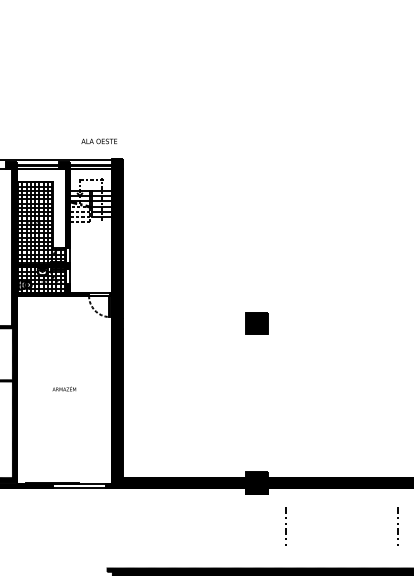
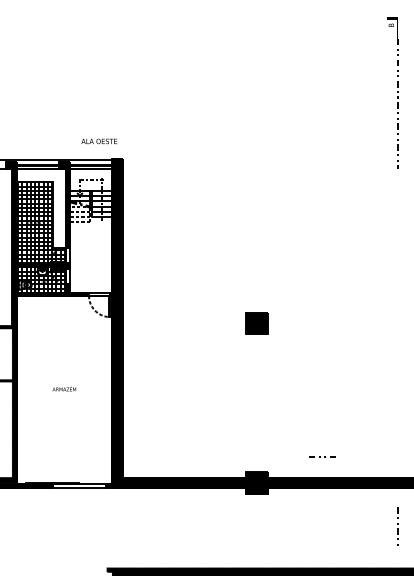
part: none -> present (392, 92)
line: none -> present (320, 456)
line: present -> none (285, 524)
